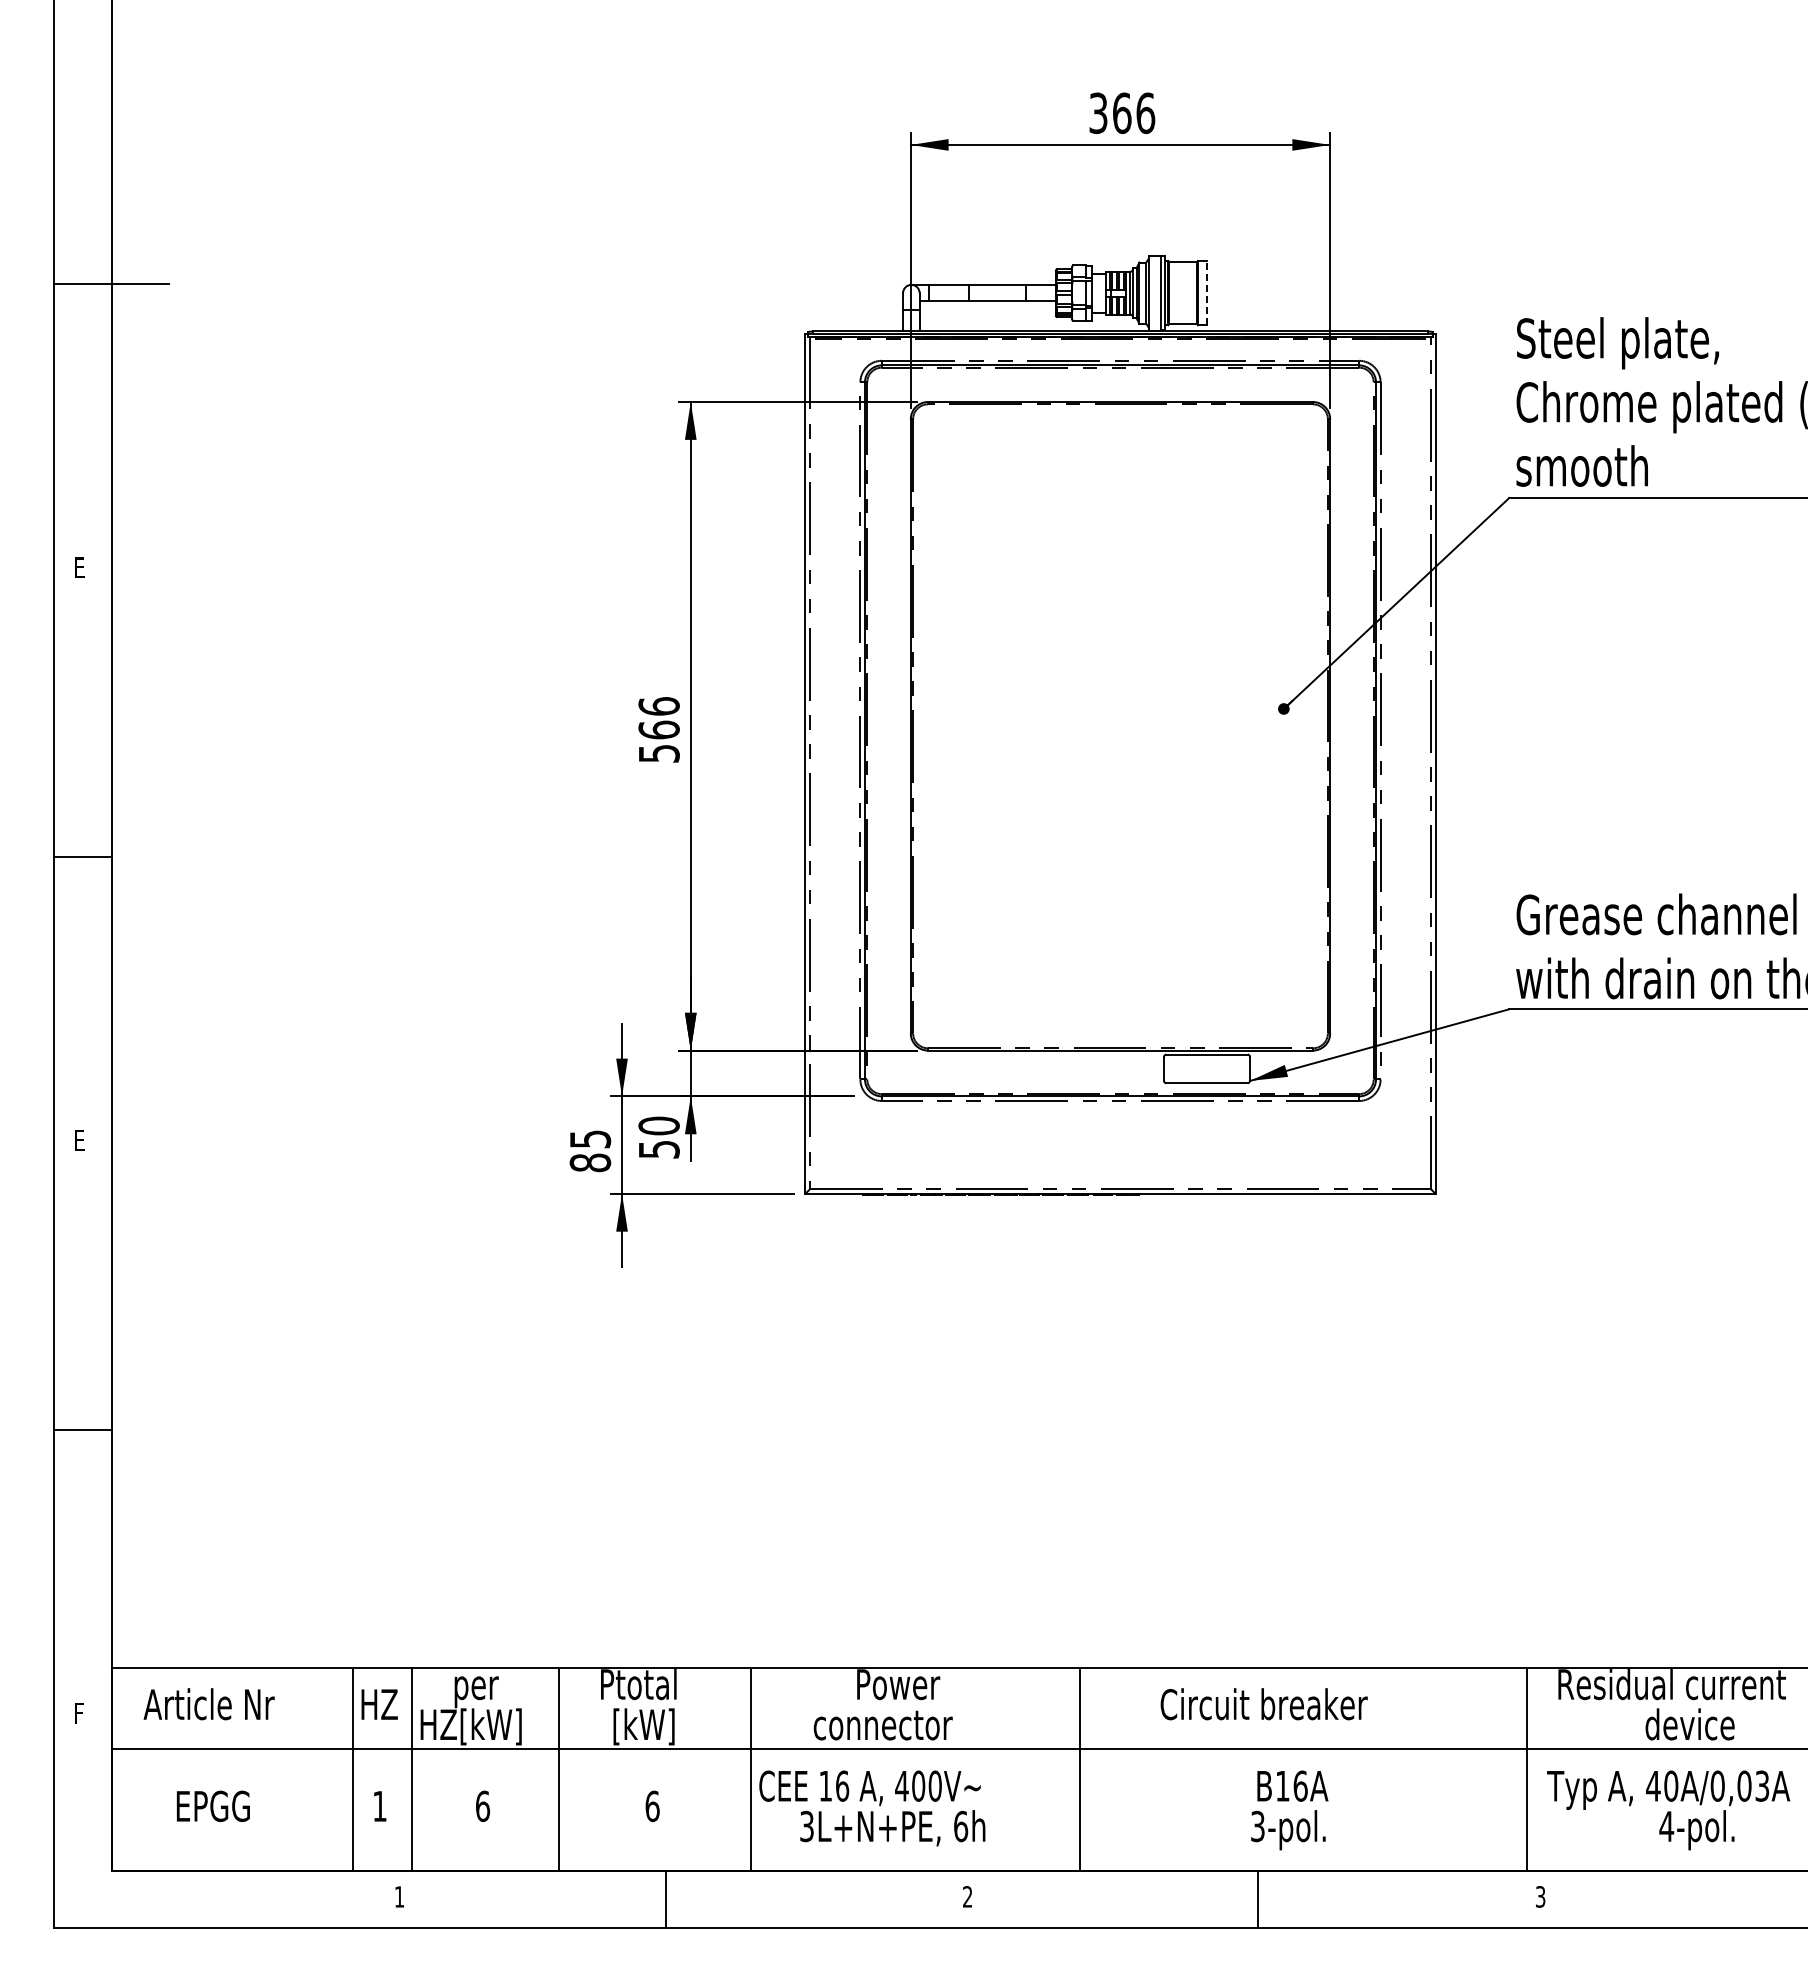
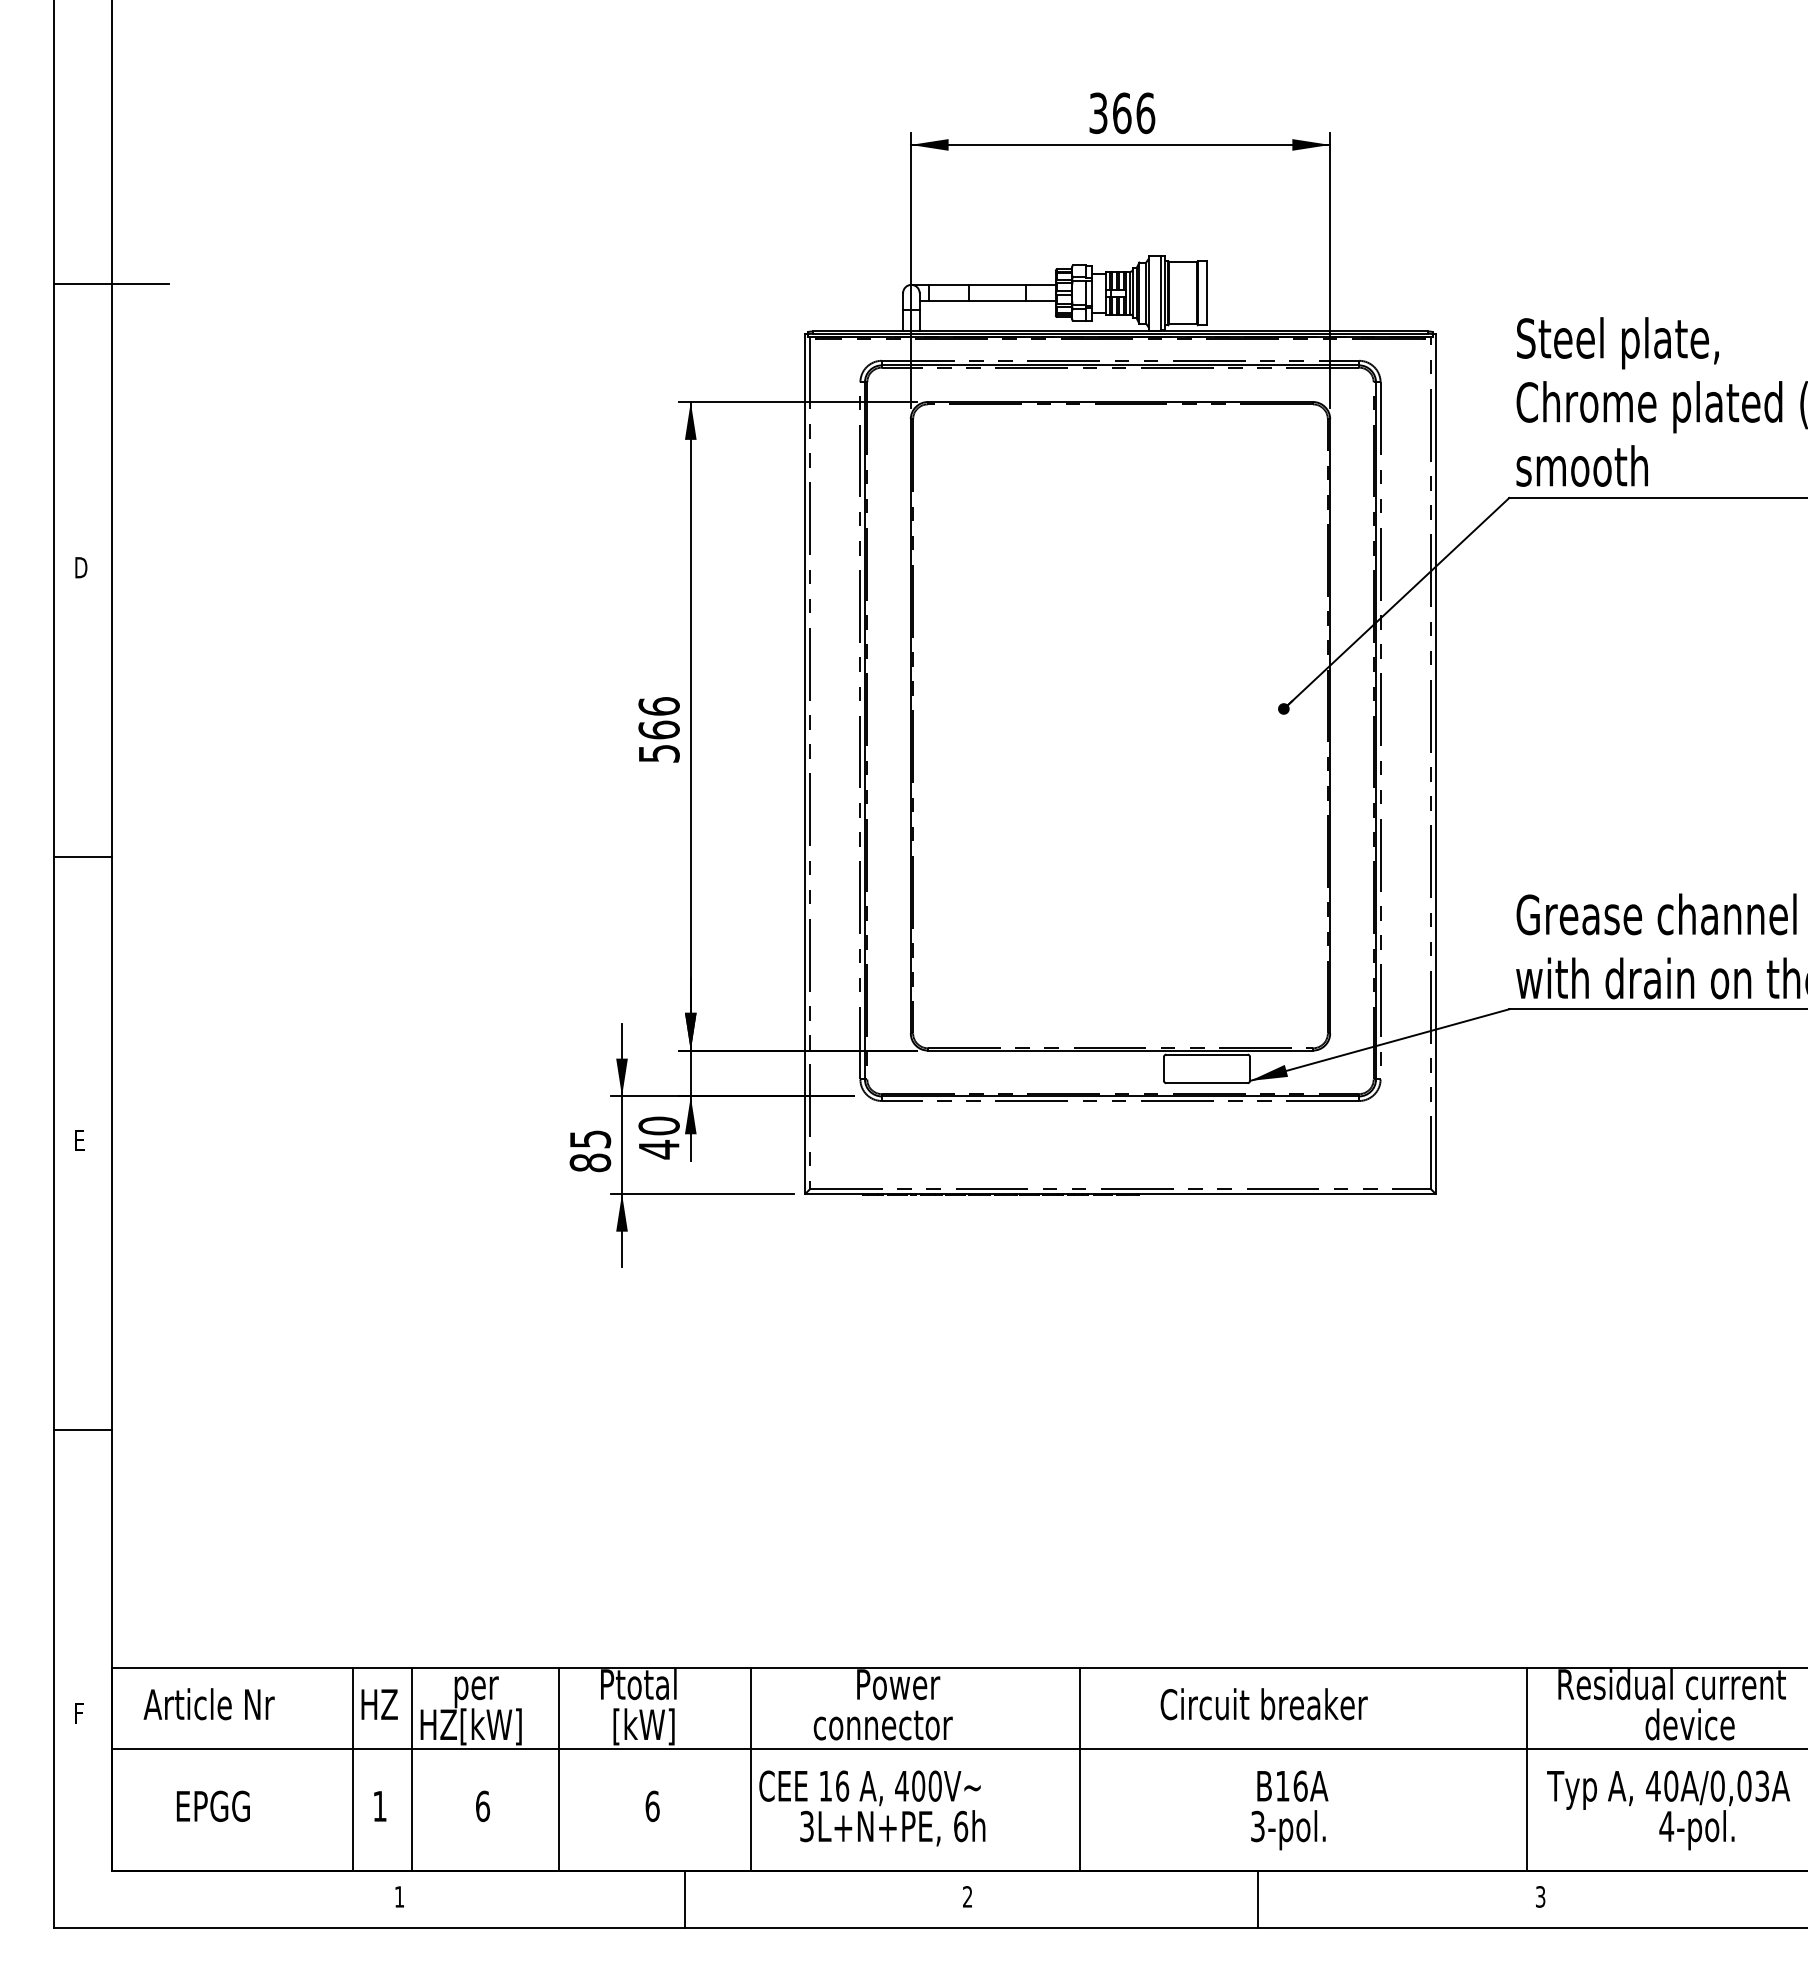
line: dashed -> solid (1207, 292)
text: E -> D (81, 567)
text: 50 -> 40 (659, 1149)
line position: (665, 1899) -> (684, 1899) (684, 1899)
